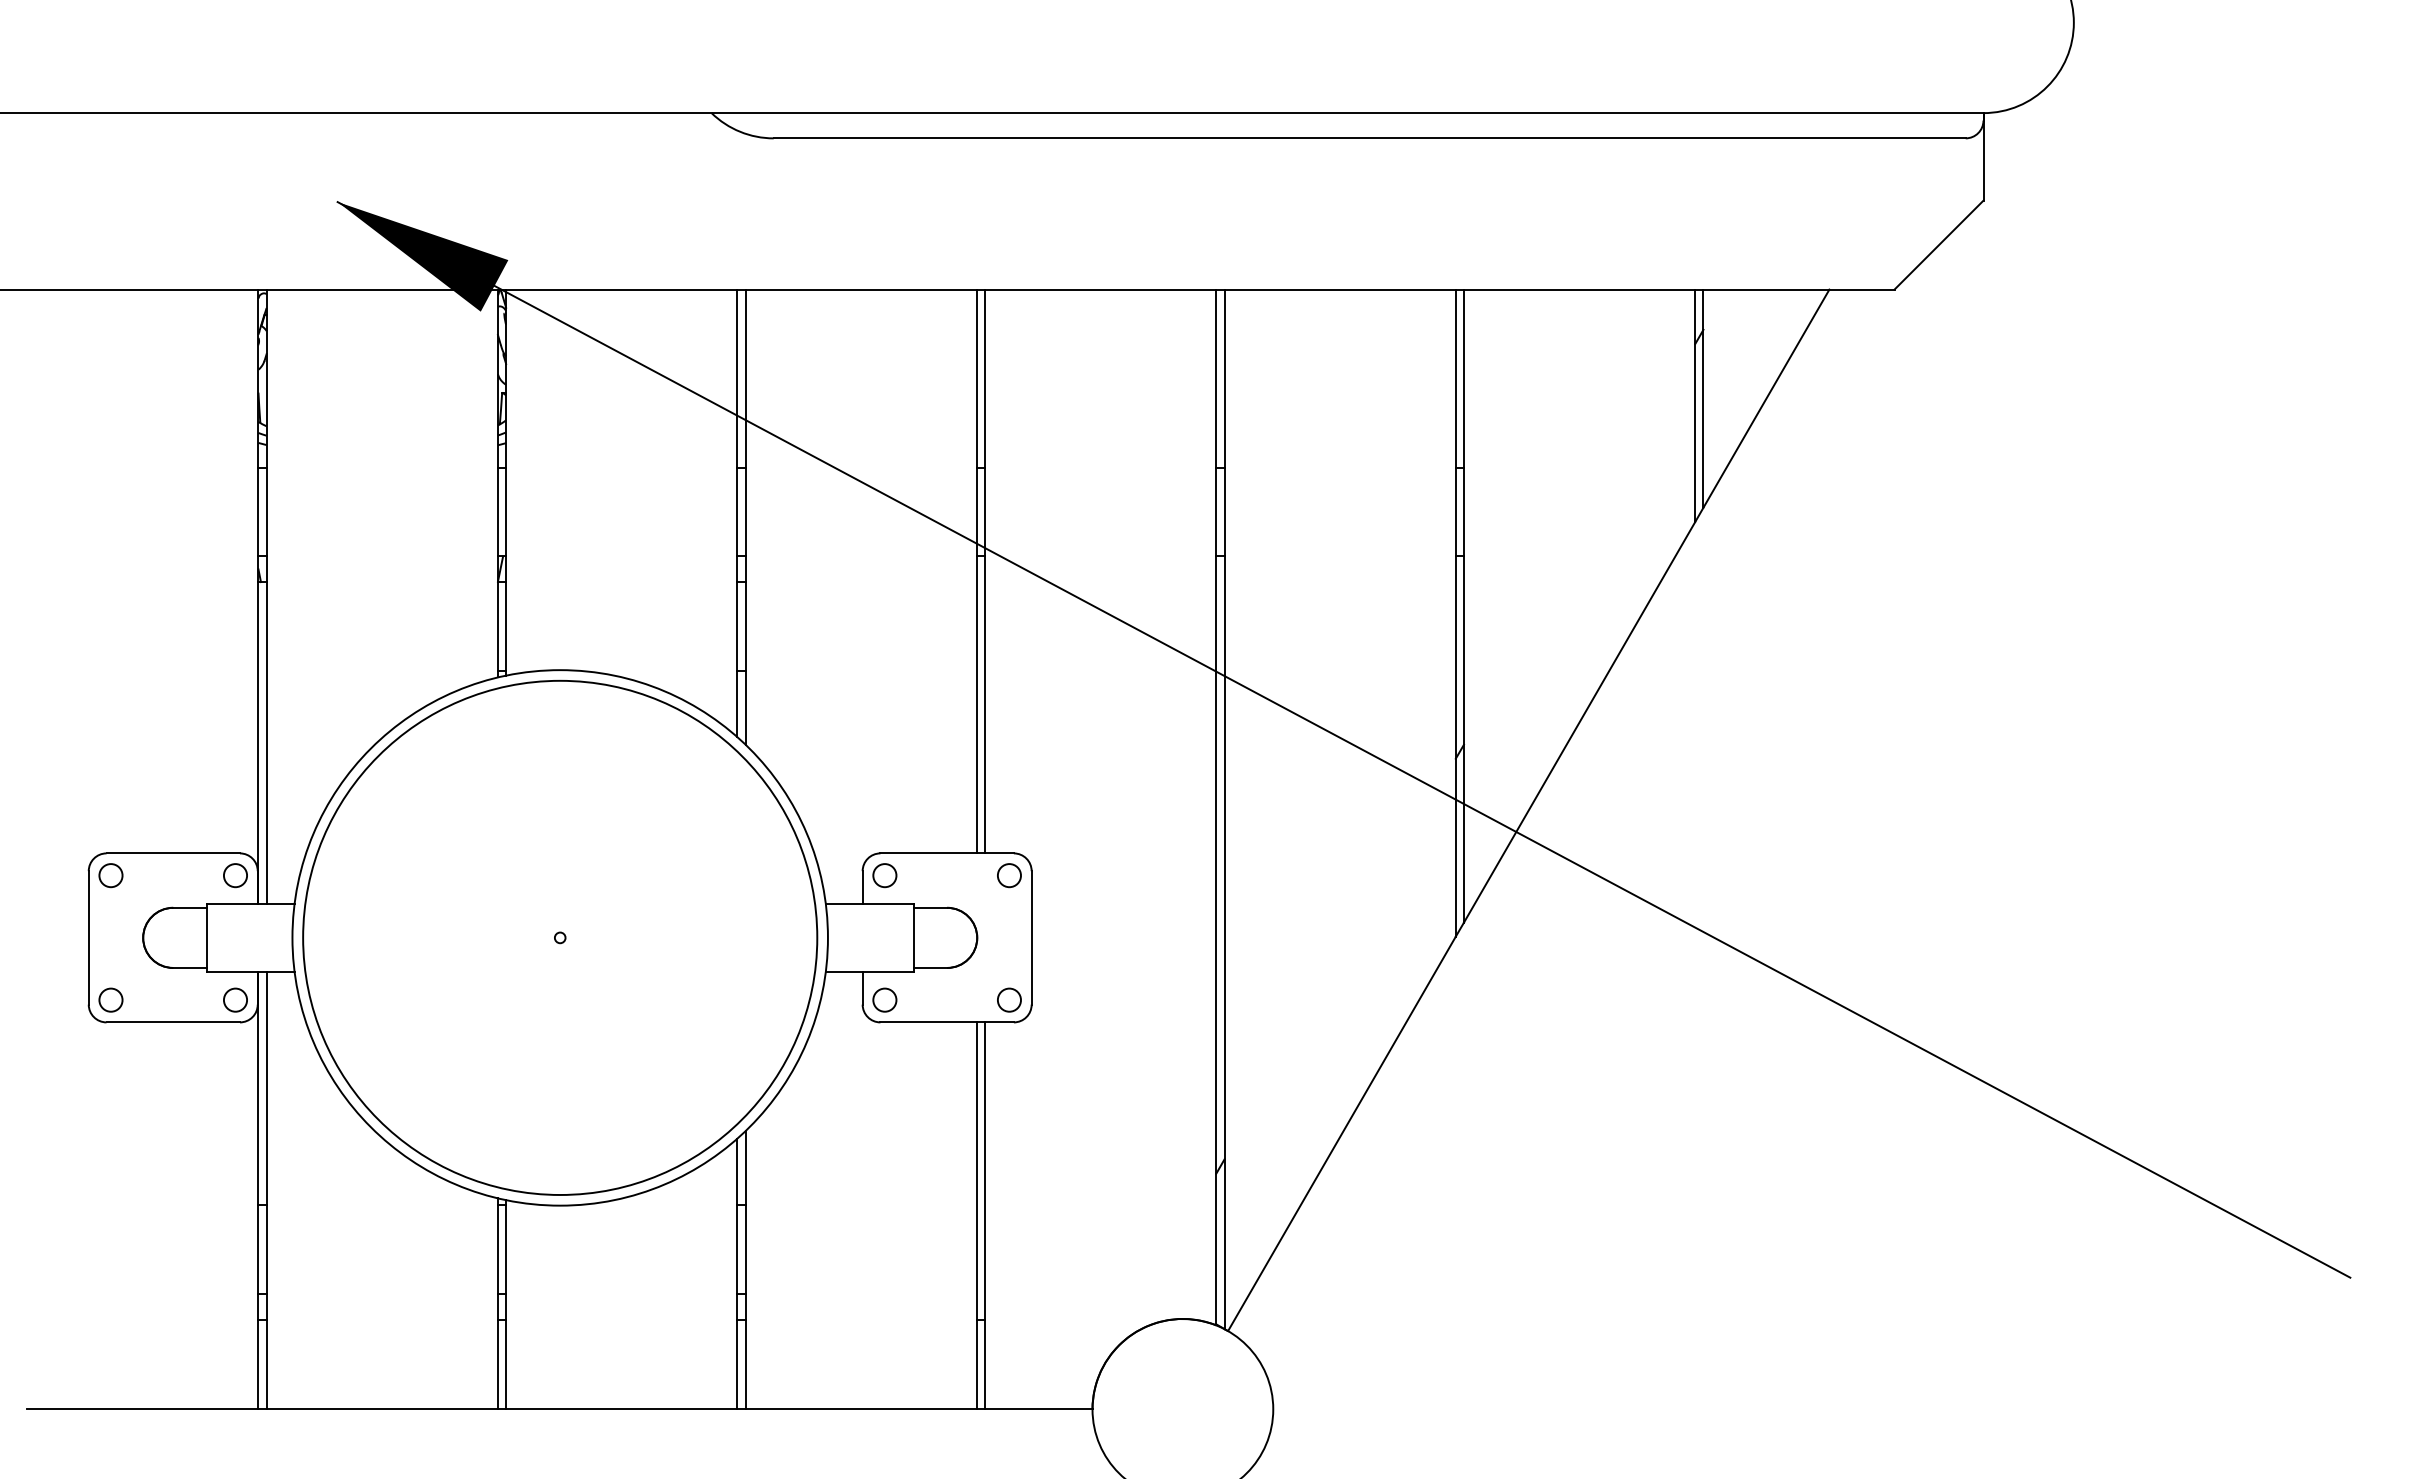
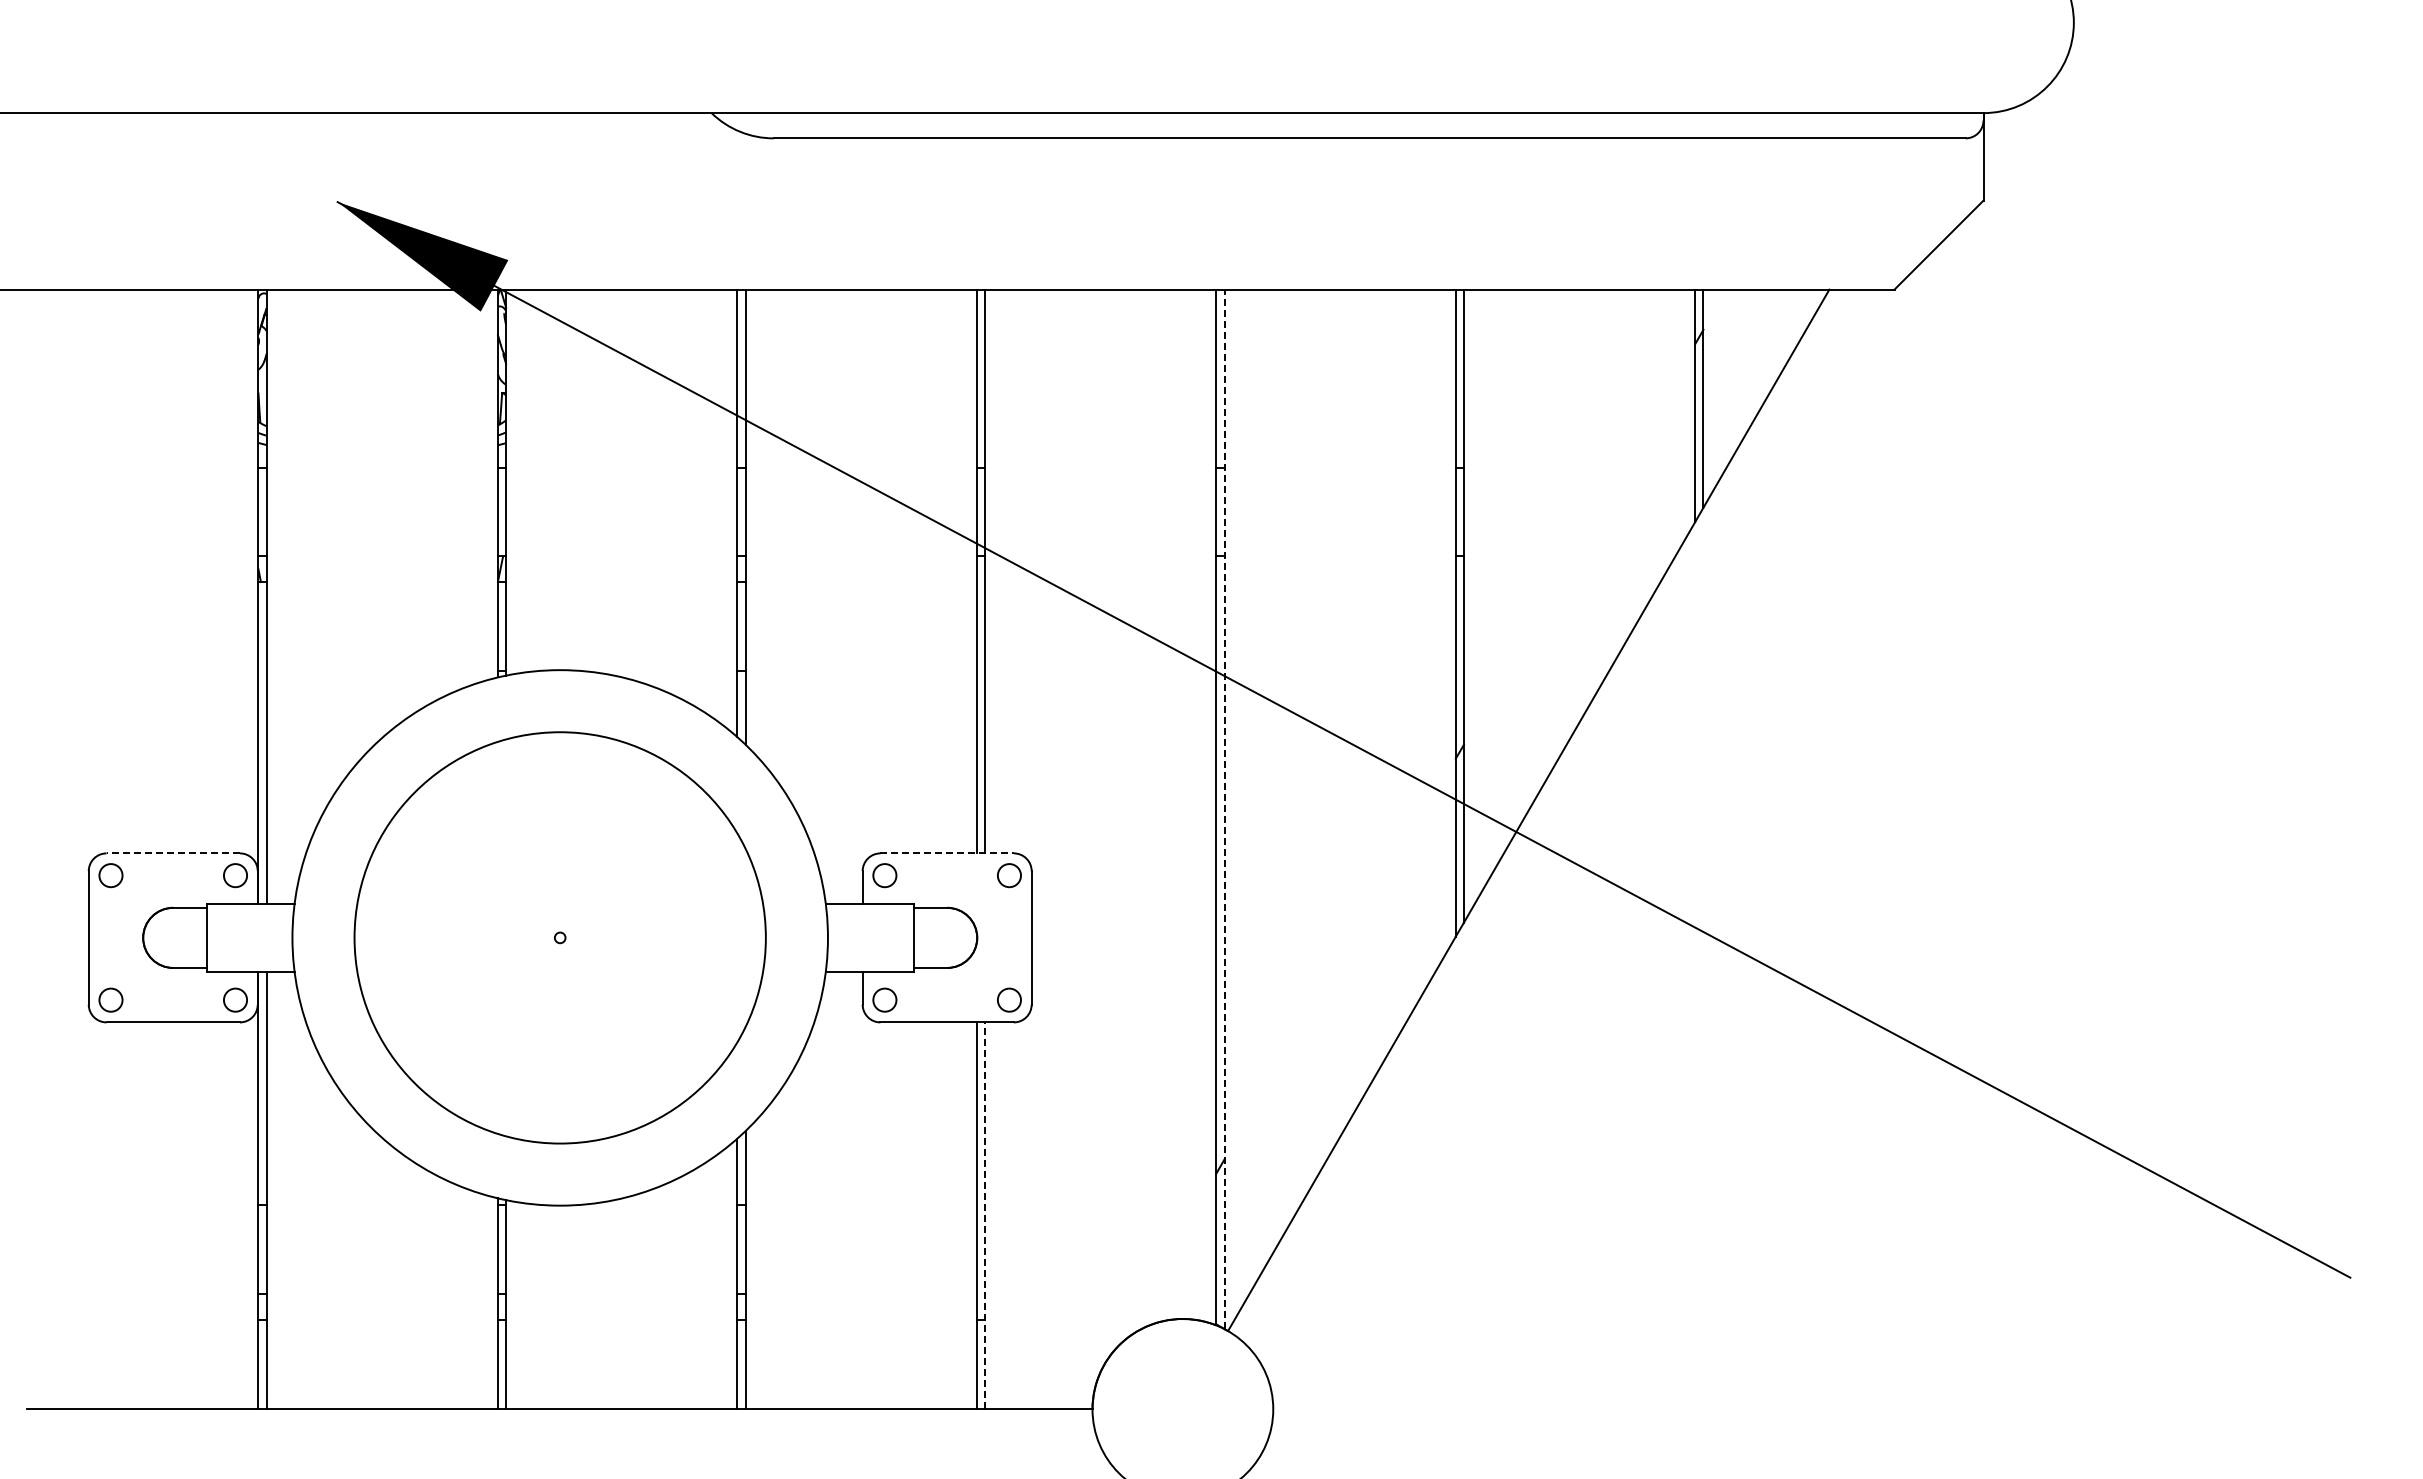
line: solid -> dashed (1224, 809)
line: solid -> dashed (173, 853)
line: solid -> dashed (947, 853)
circle diameter: 514 px -> 411 px (559, 937)
line: solid -> dashed (985, 1215)
